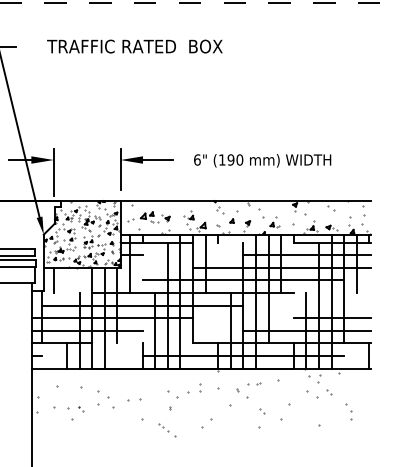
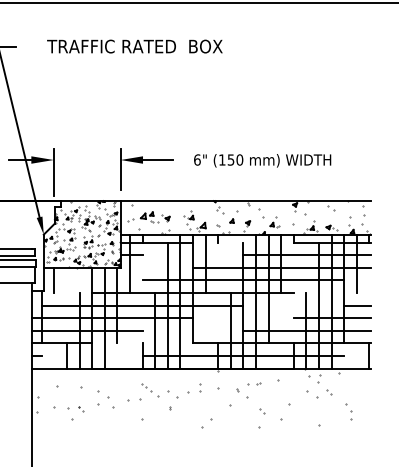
line: dashed -> solid (199, 2)
text: (190 -> (150 (230, 159)
line: none -> present (357, 305)
part position: (167, 430) -> (150, 390) (150, 390)
